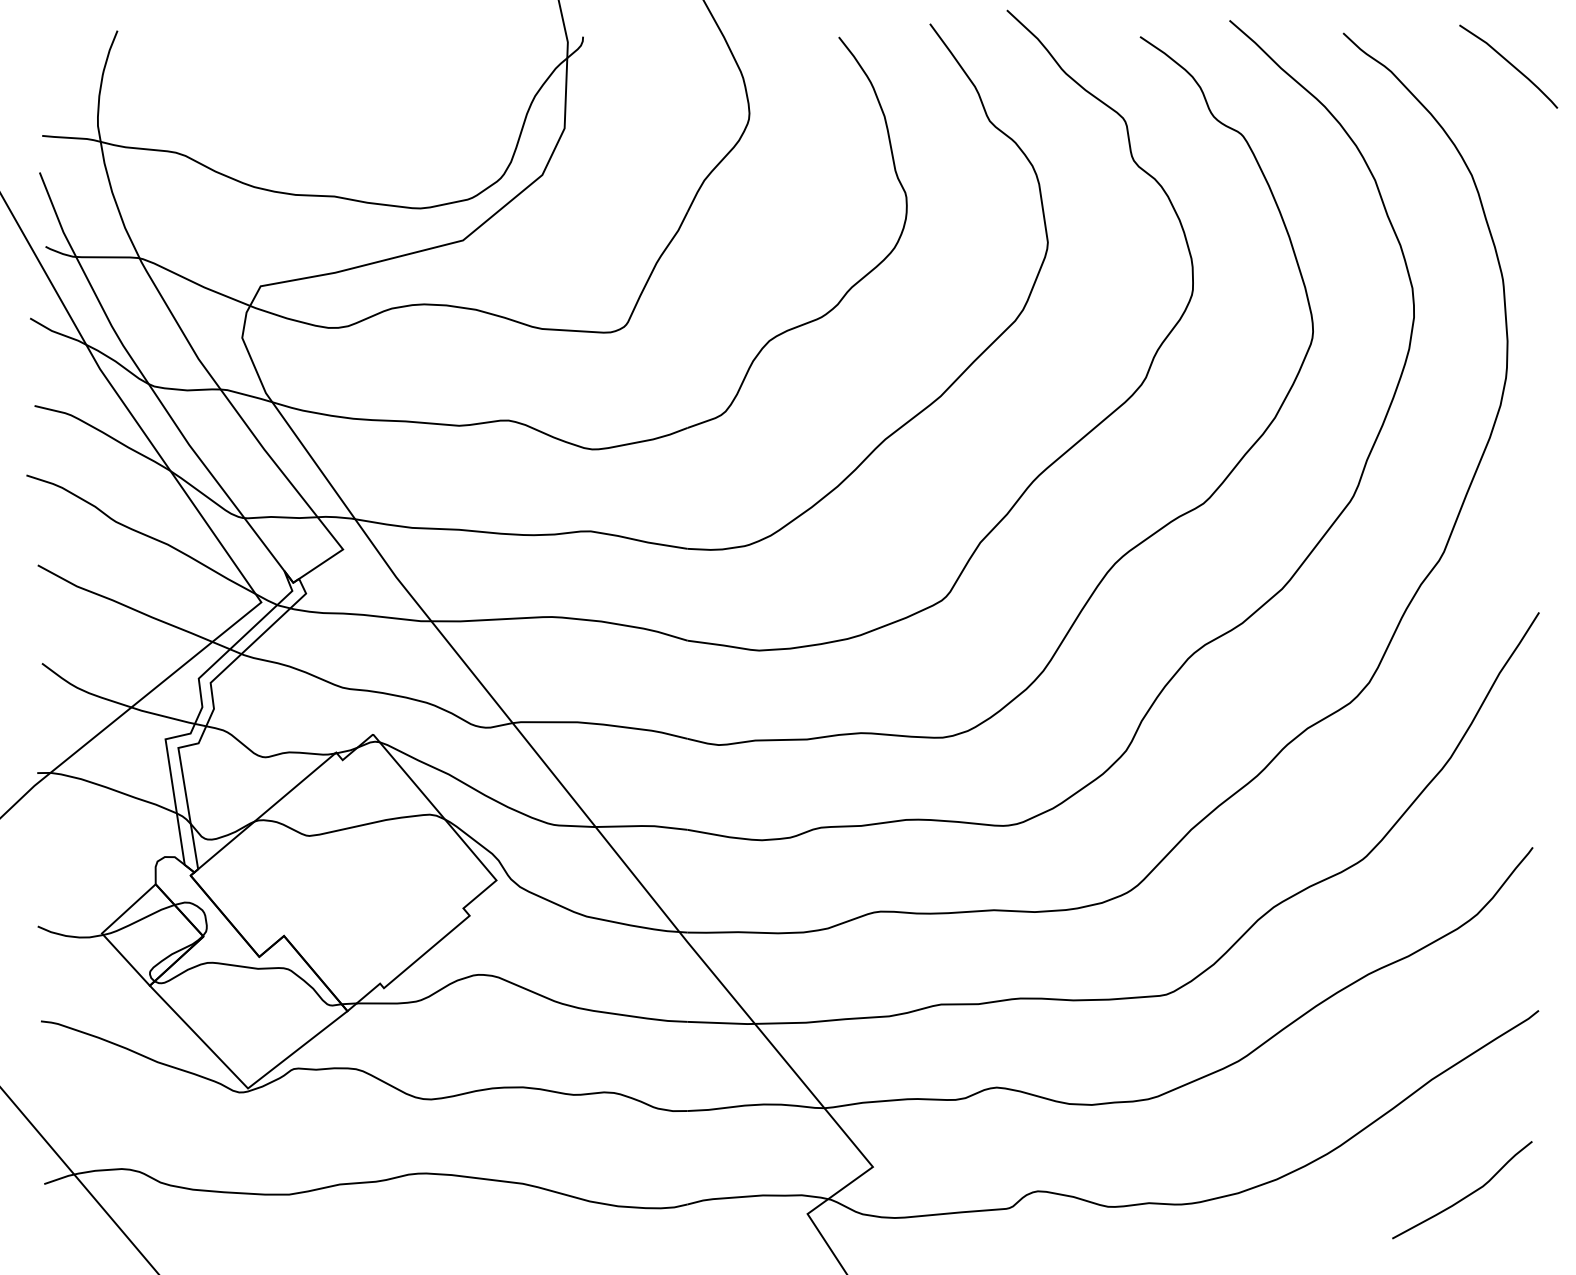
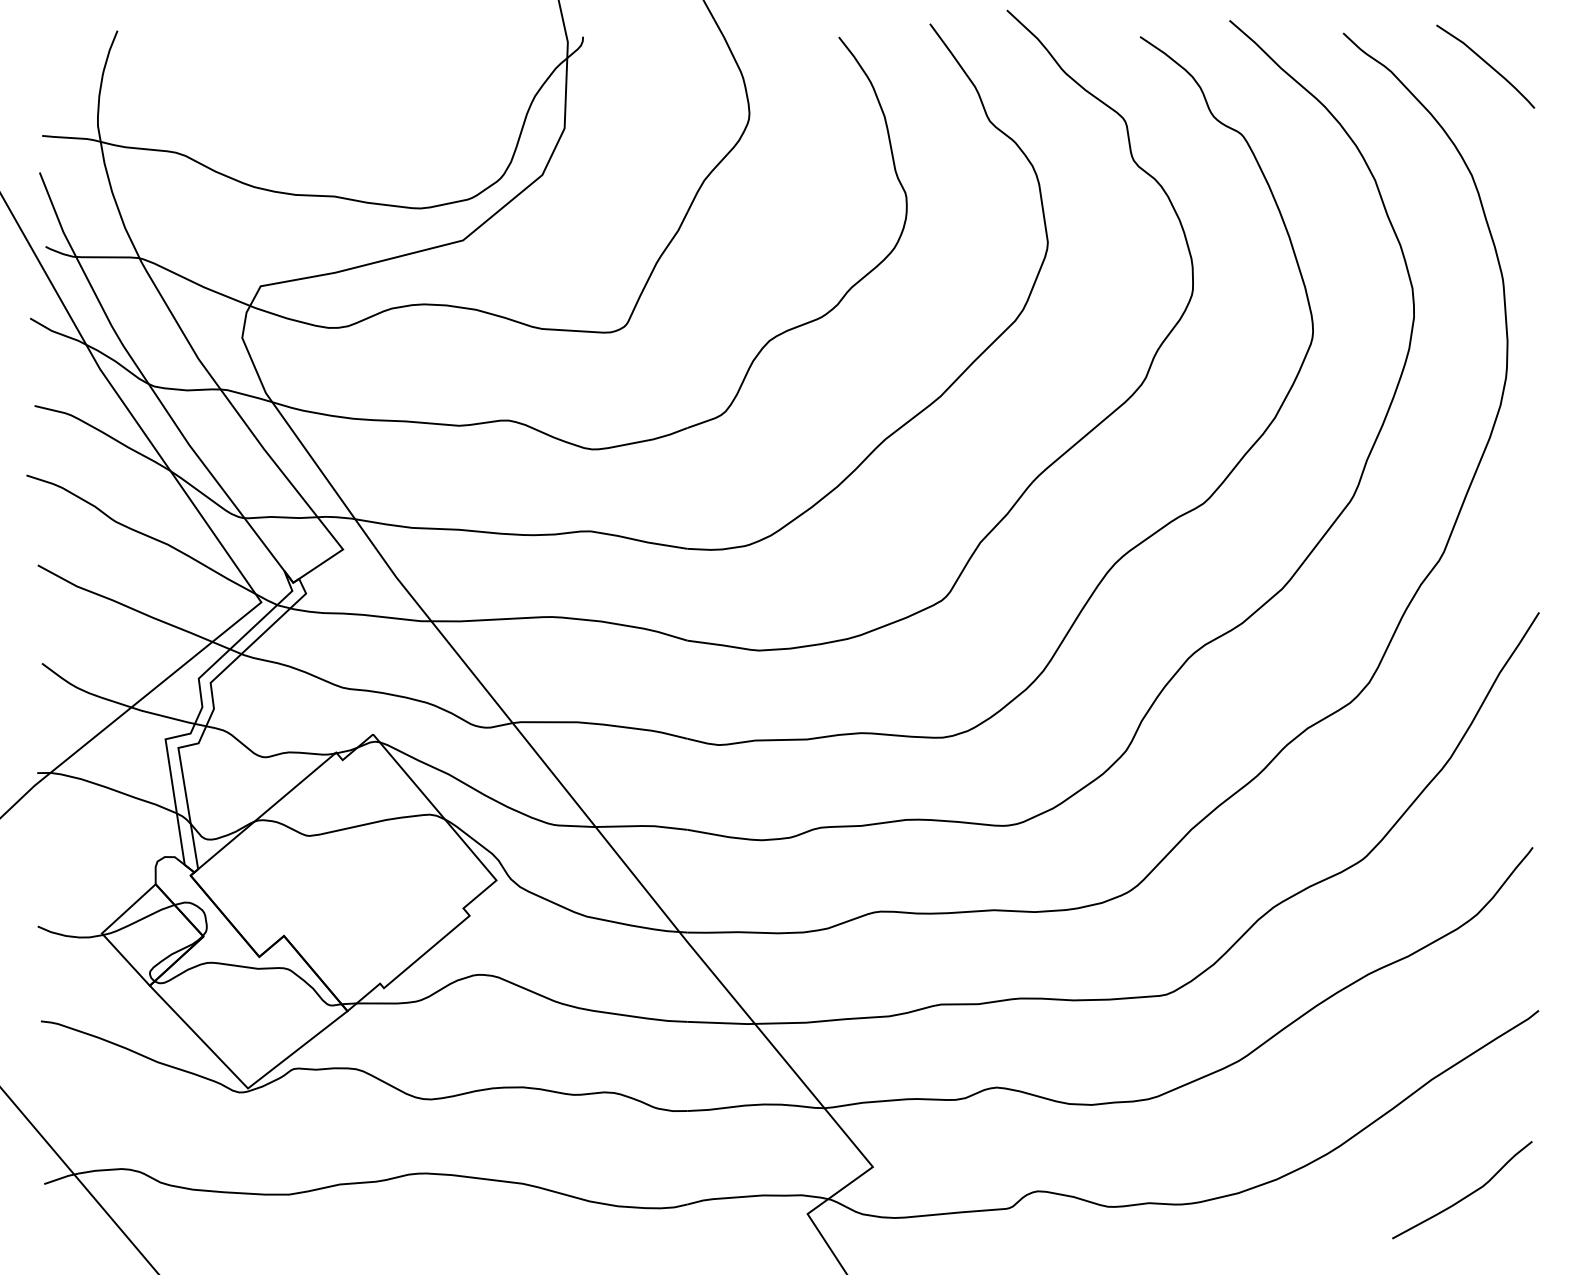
curve position: (1509, 64) -> (1486, 64) (1486, 64)
